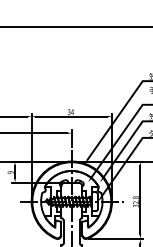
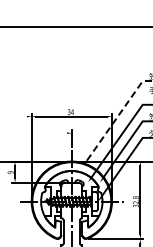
line: present -> none (14, 116)
line: solid -> dashed (118, 116)
line: present -> none (34, 133)
